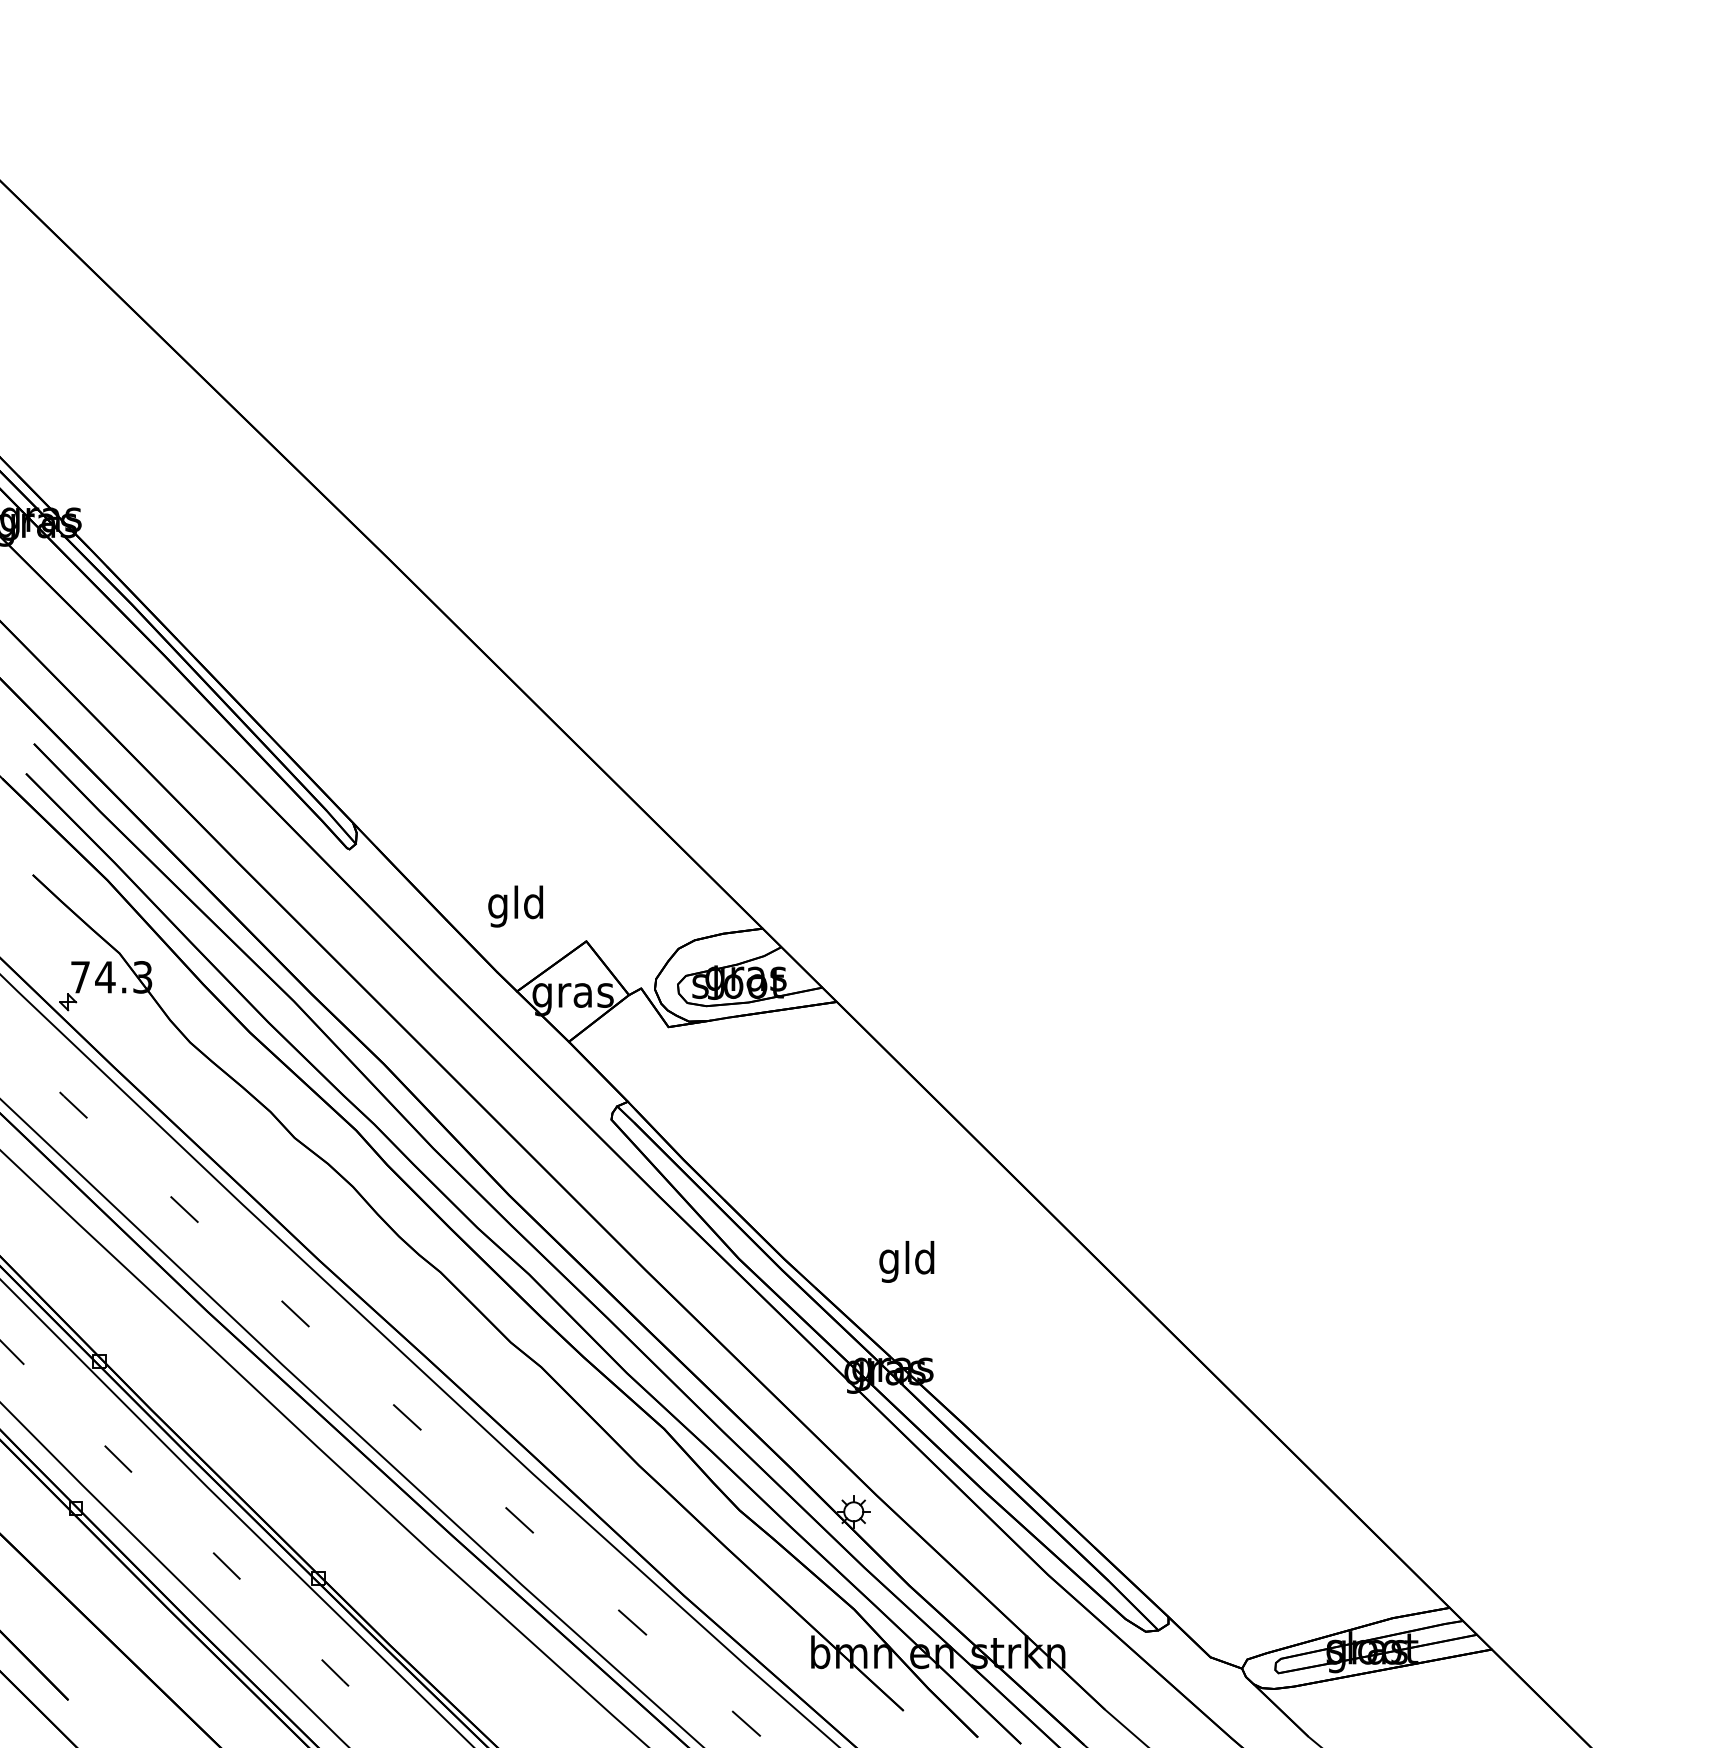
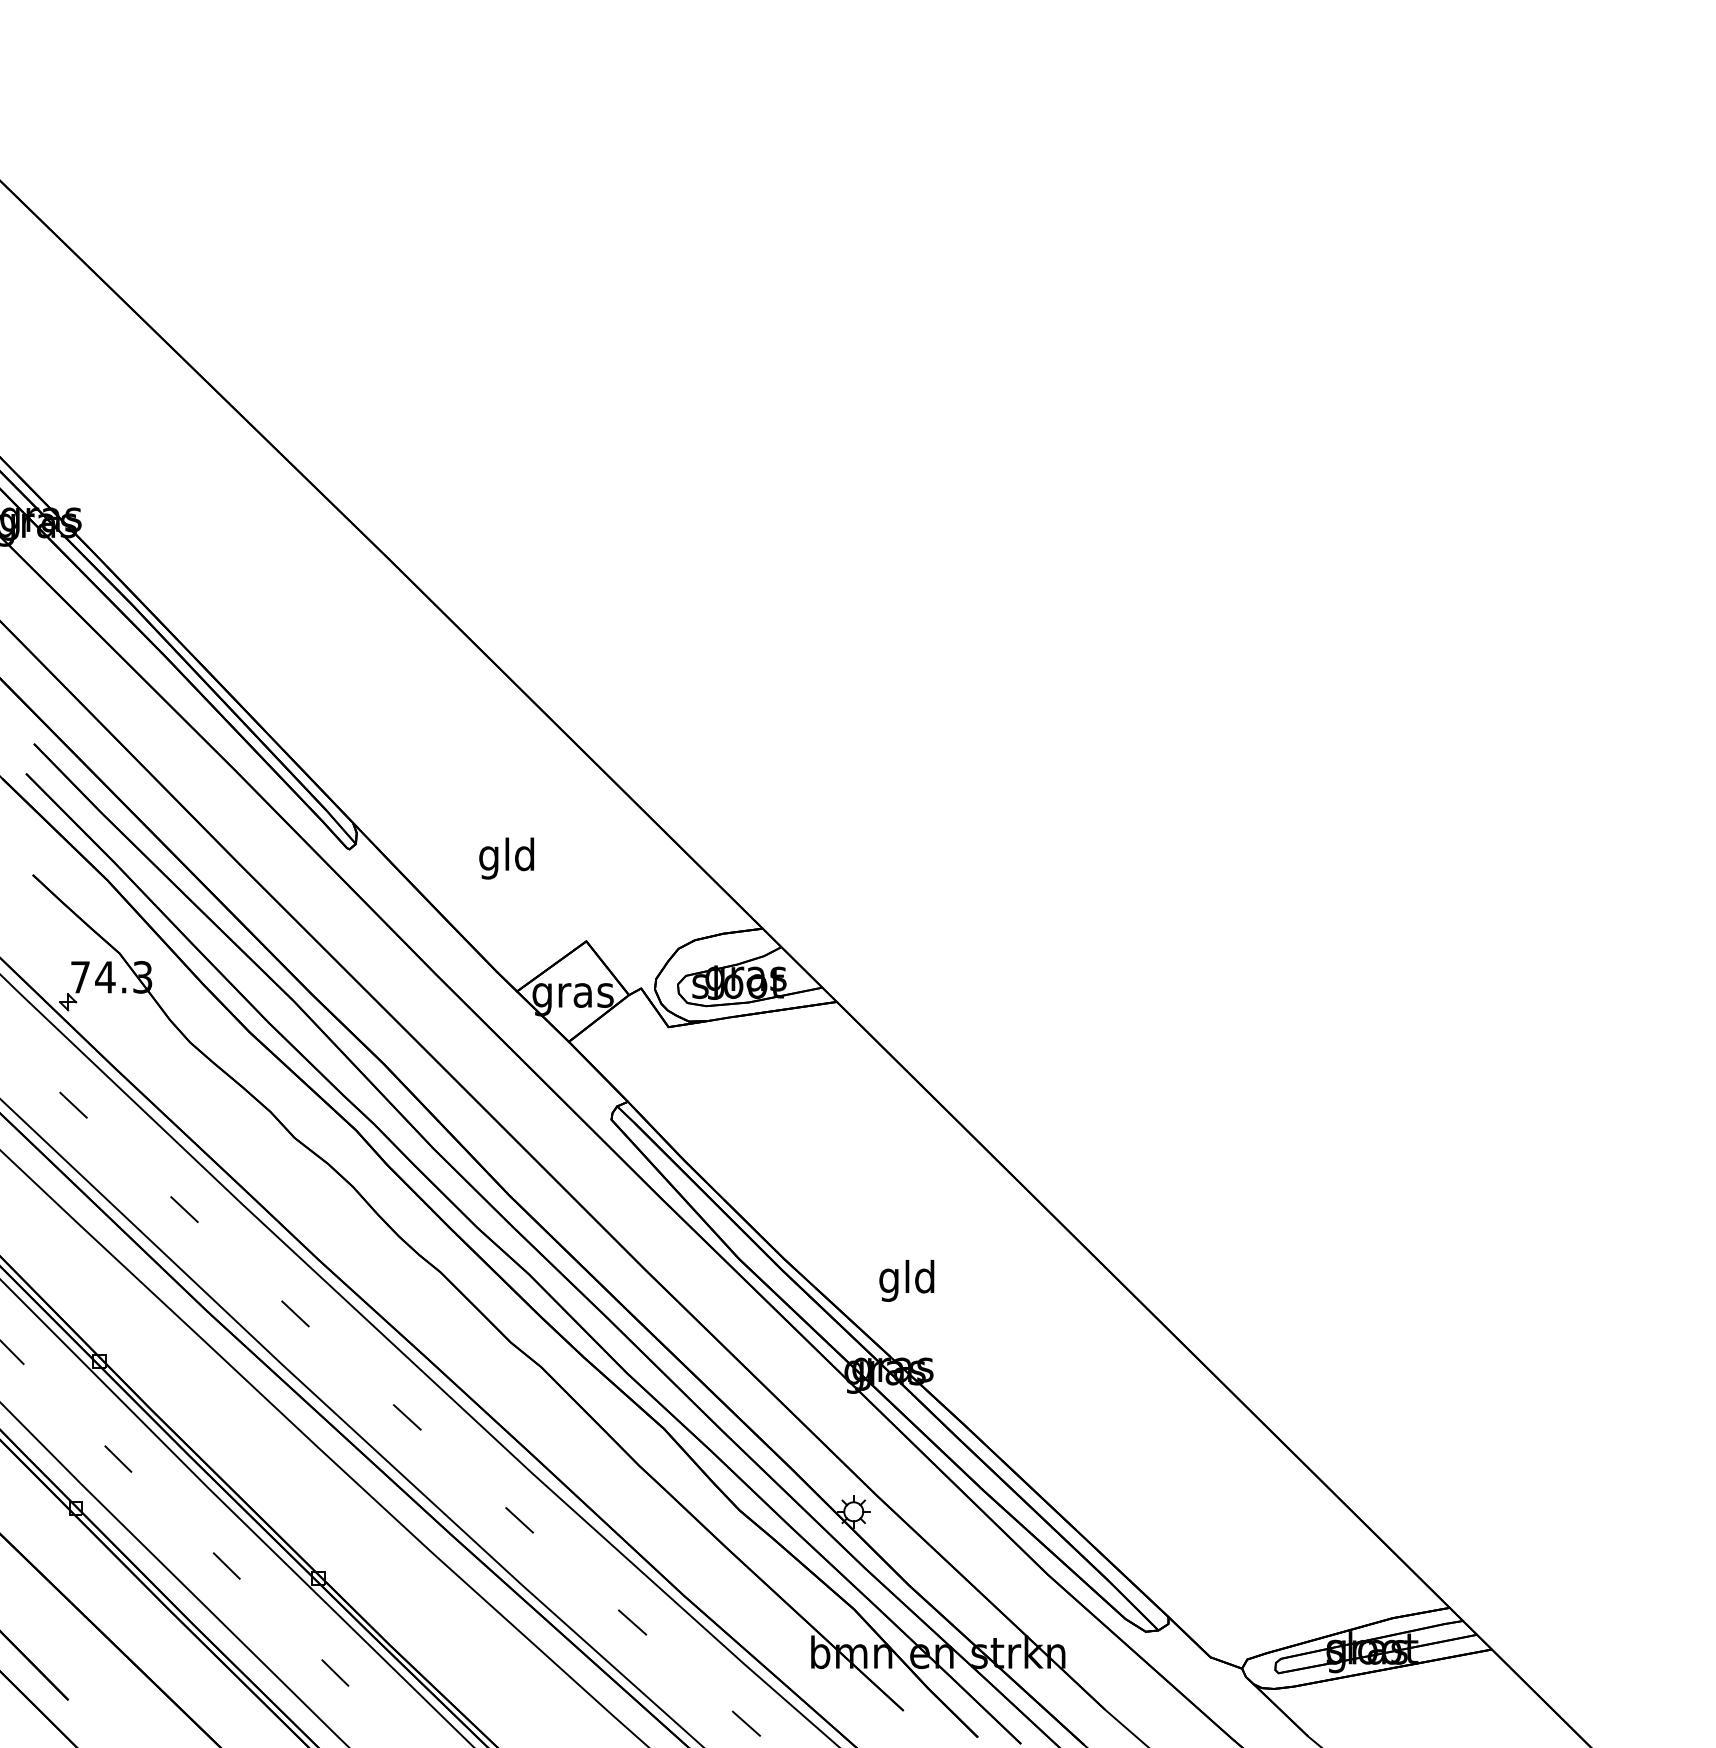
text position: (515, 906) -> (506, 858) (506, 858)
text position: (906, 1261) -> (906, 1280) (906, 1280)
